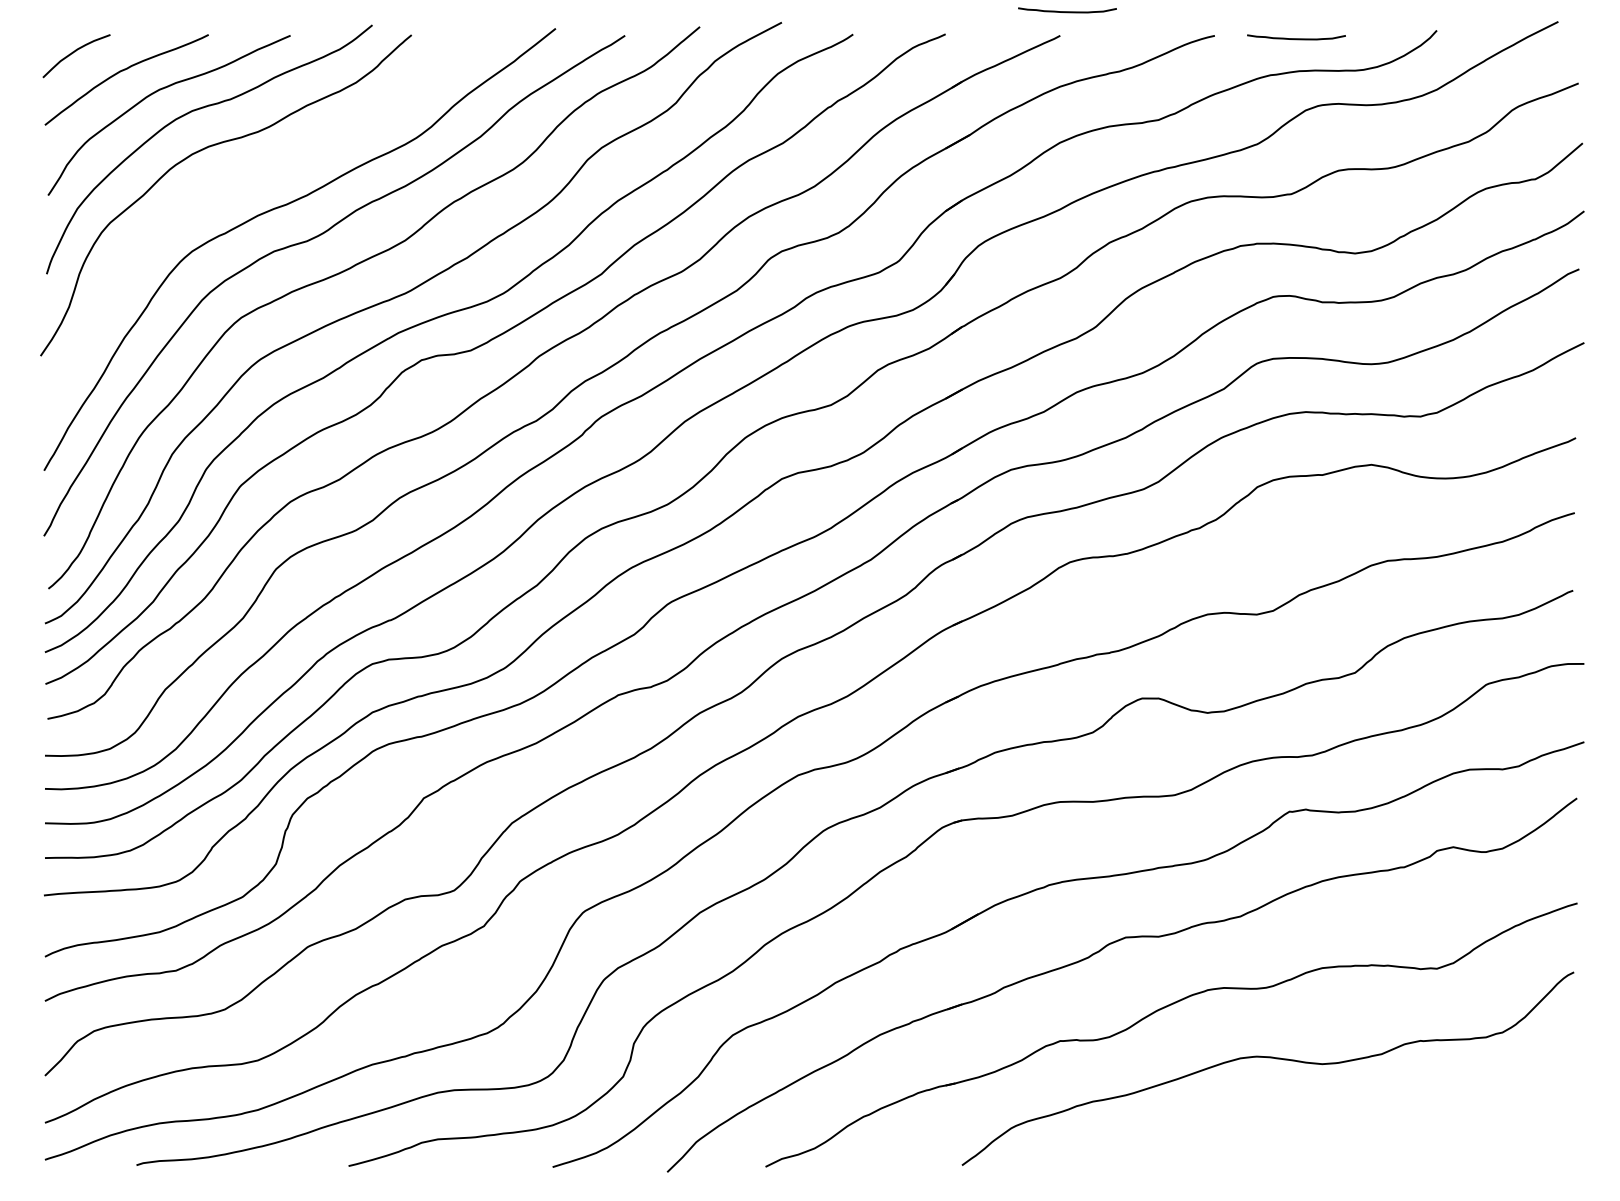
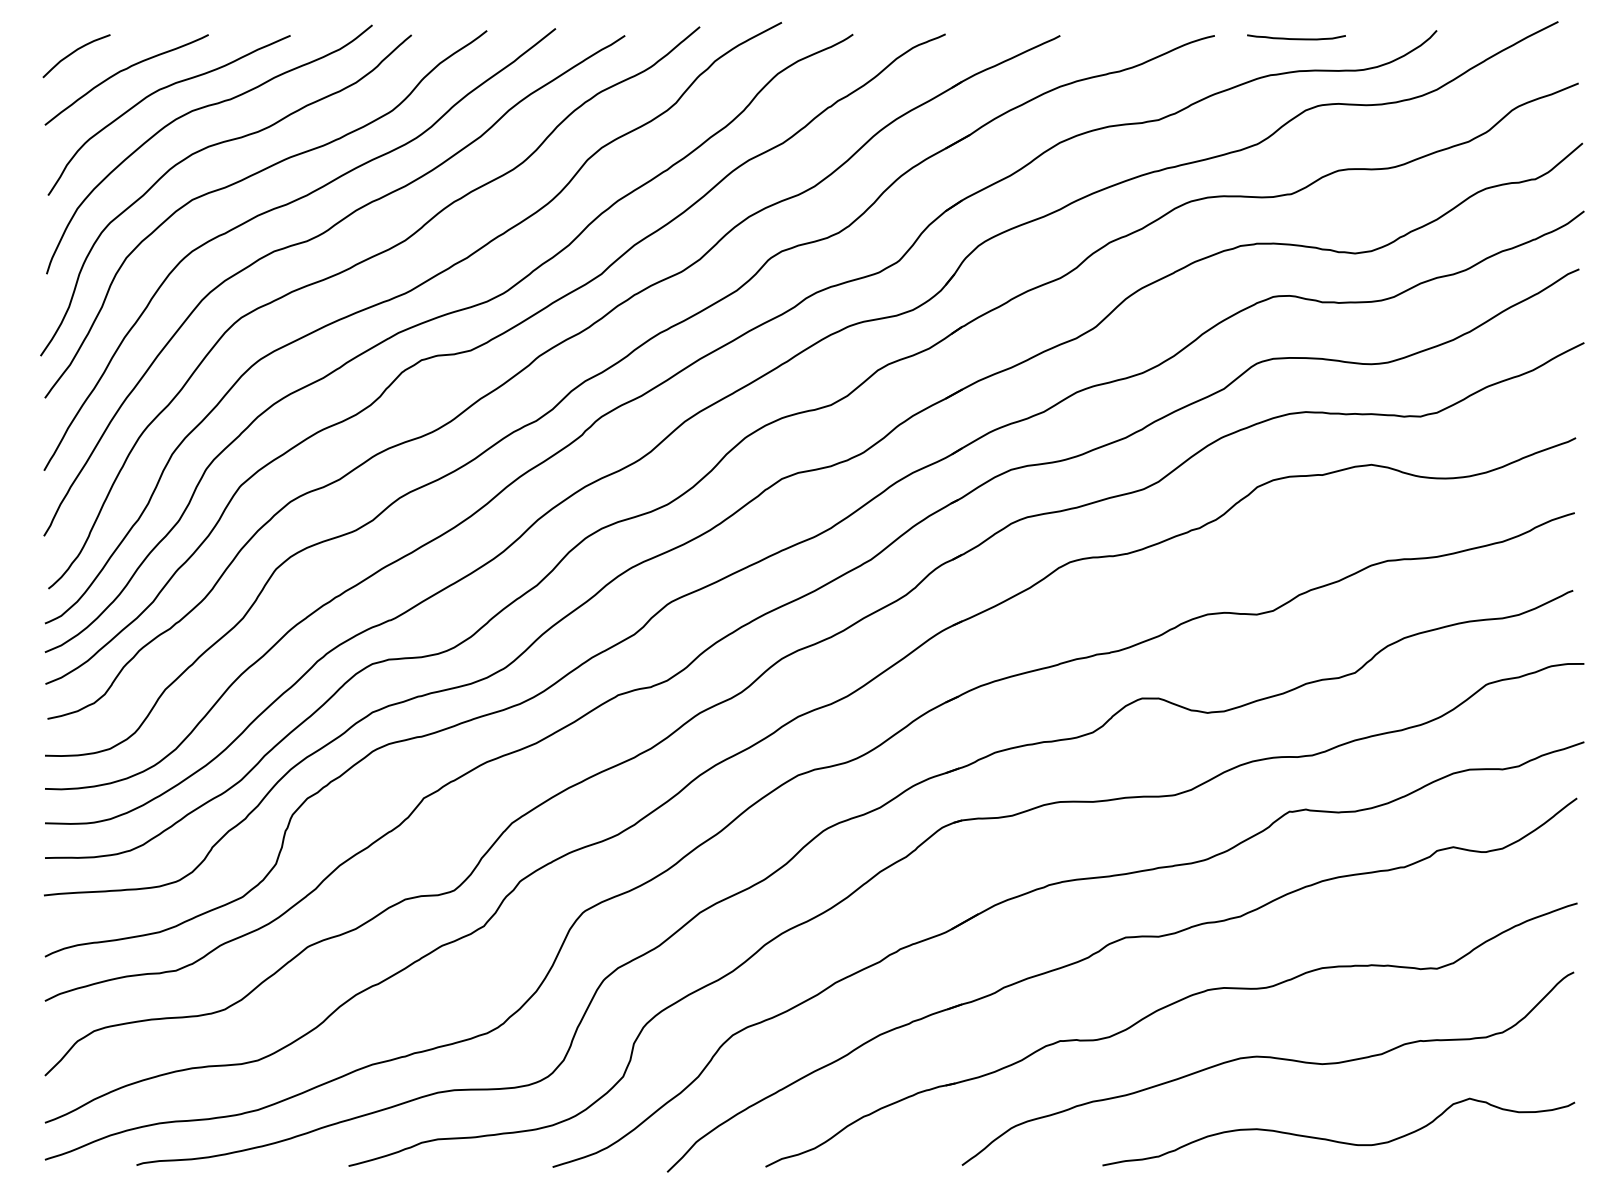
curve: present -> none (1067, 11)
curve: none -> present (250, 177)
curve: none -> present (1336, 1140)
